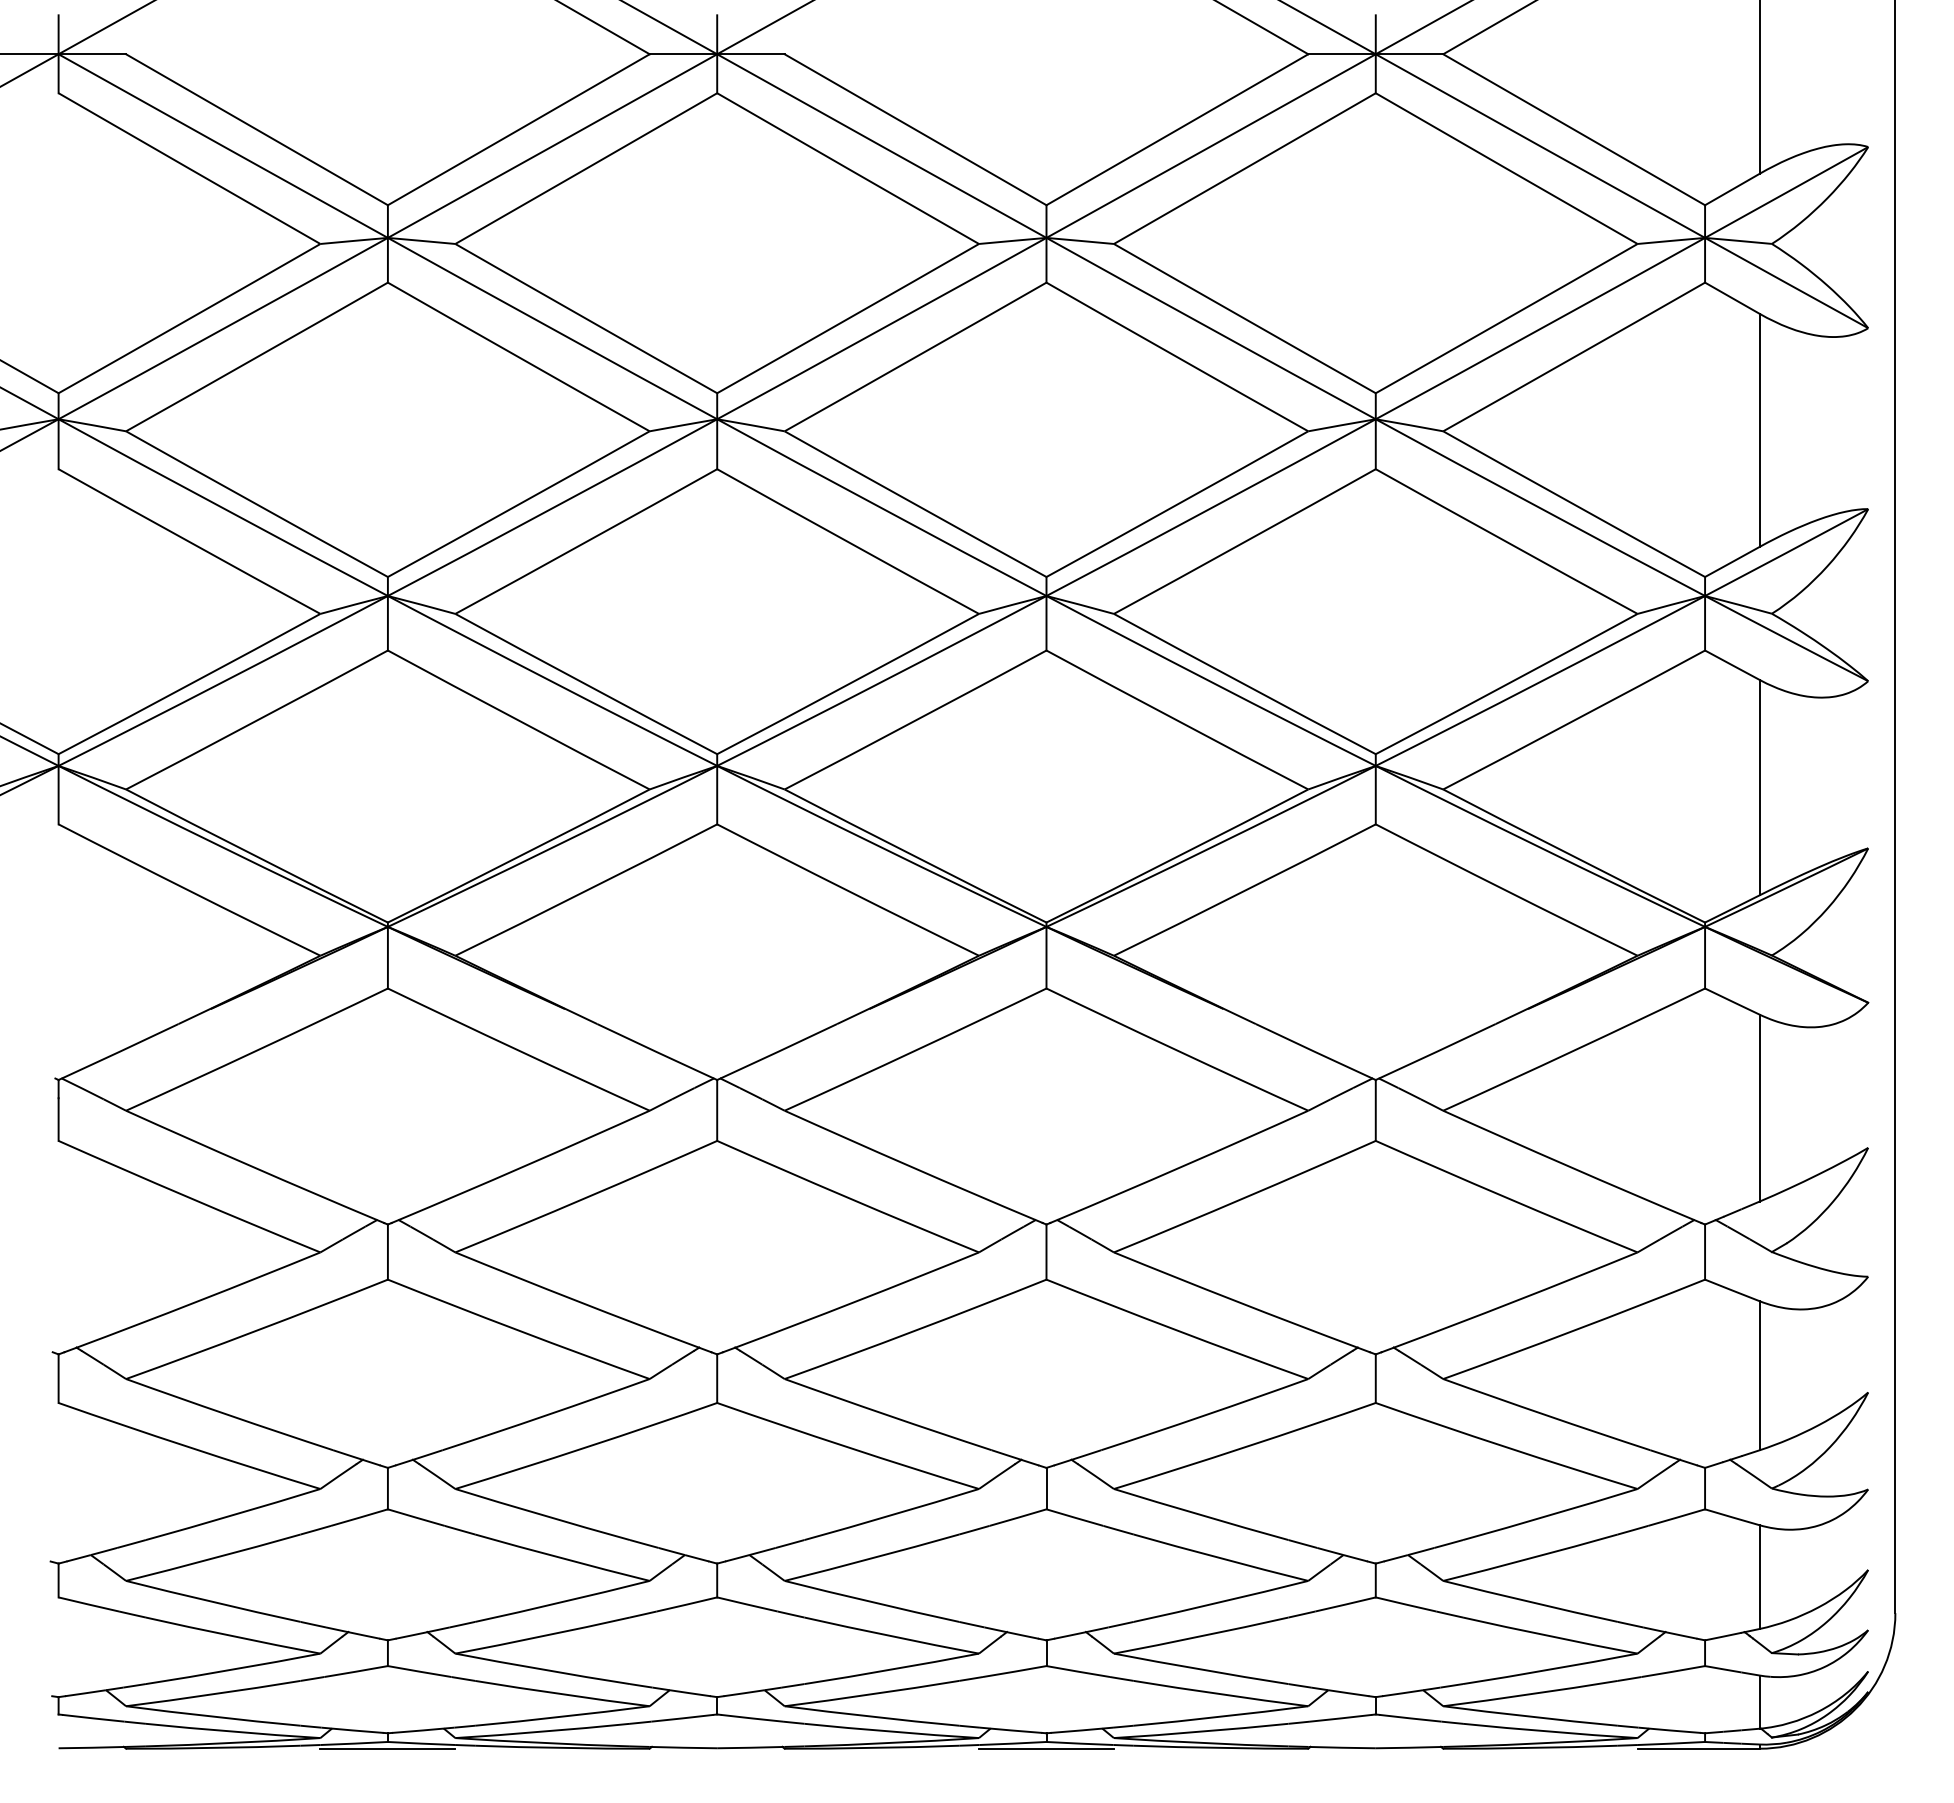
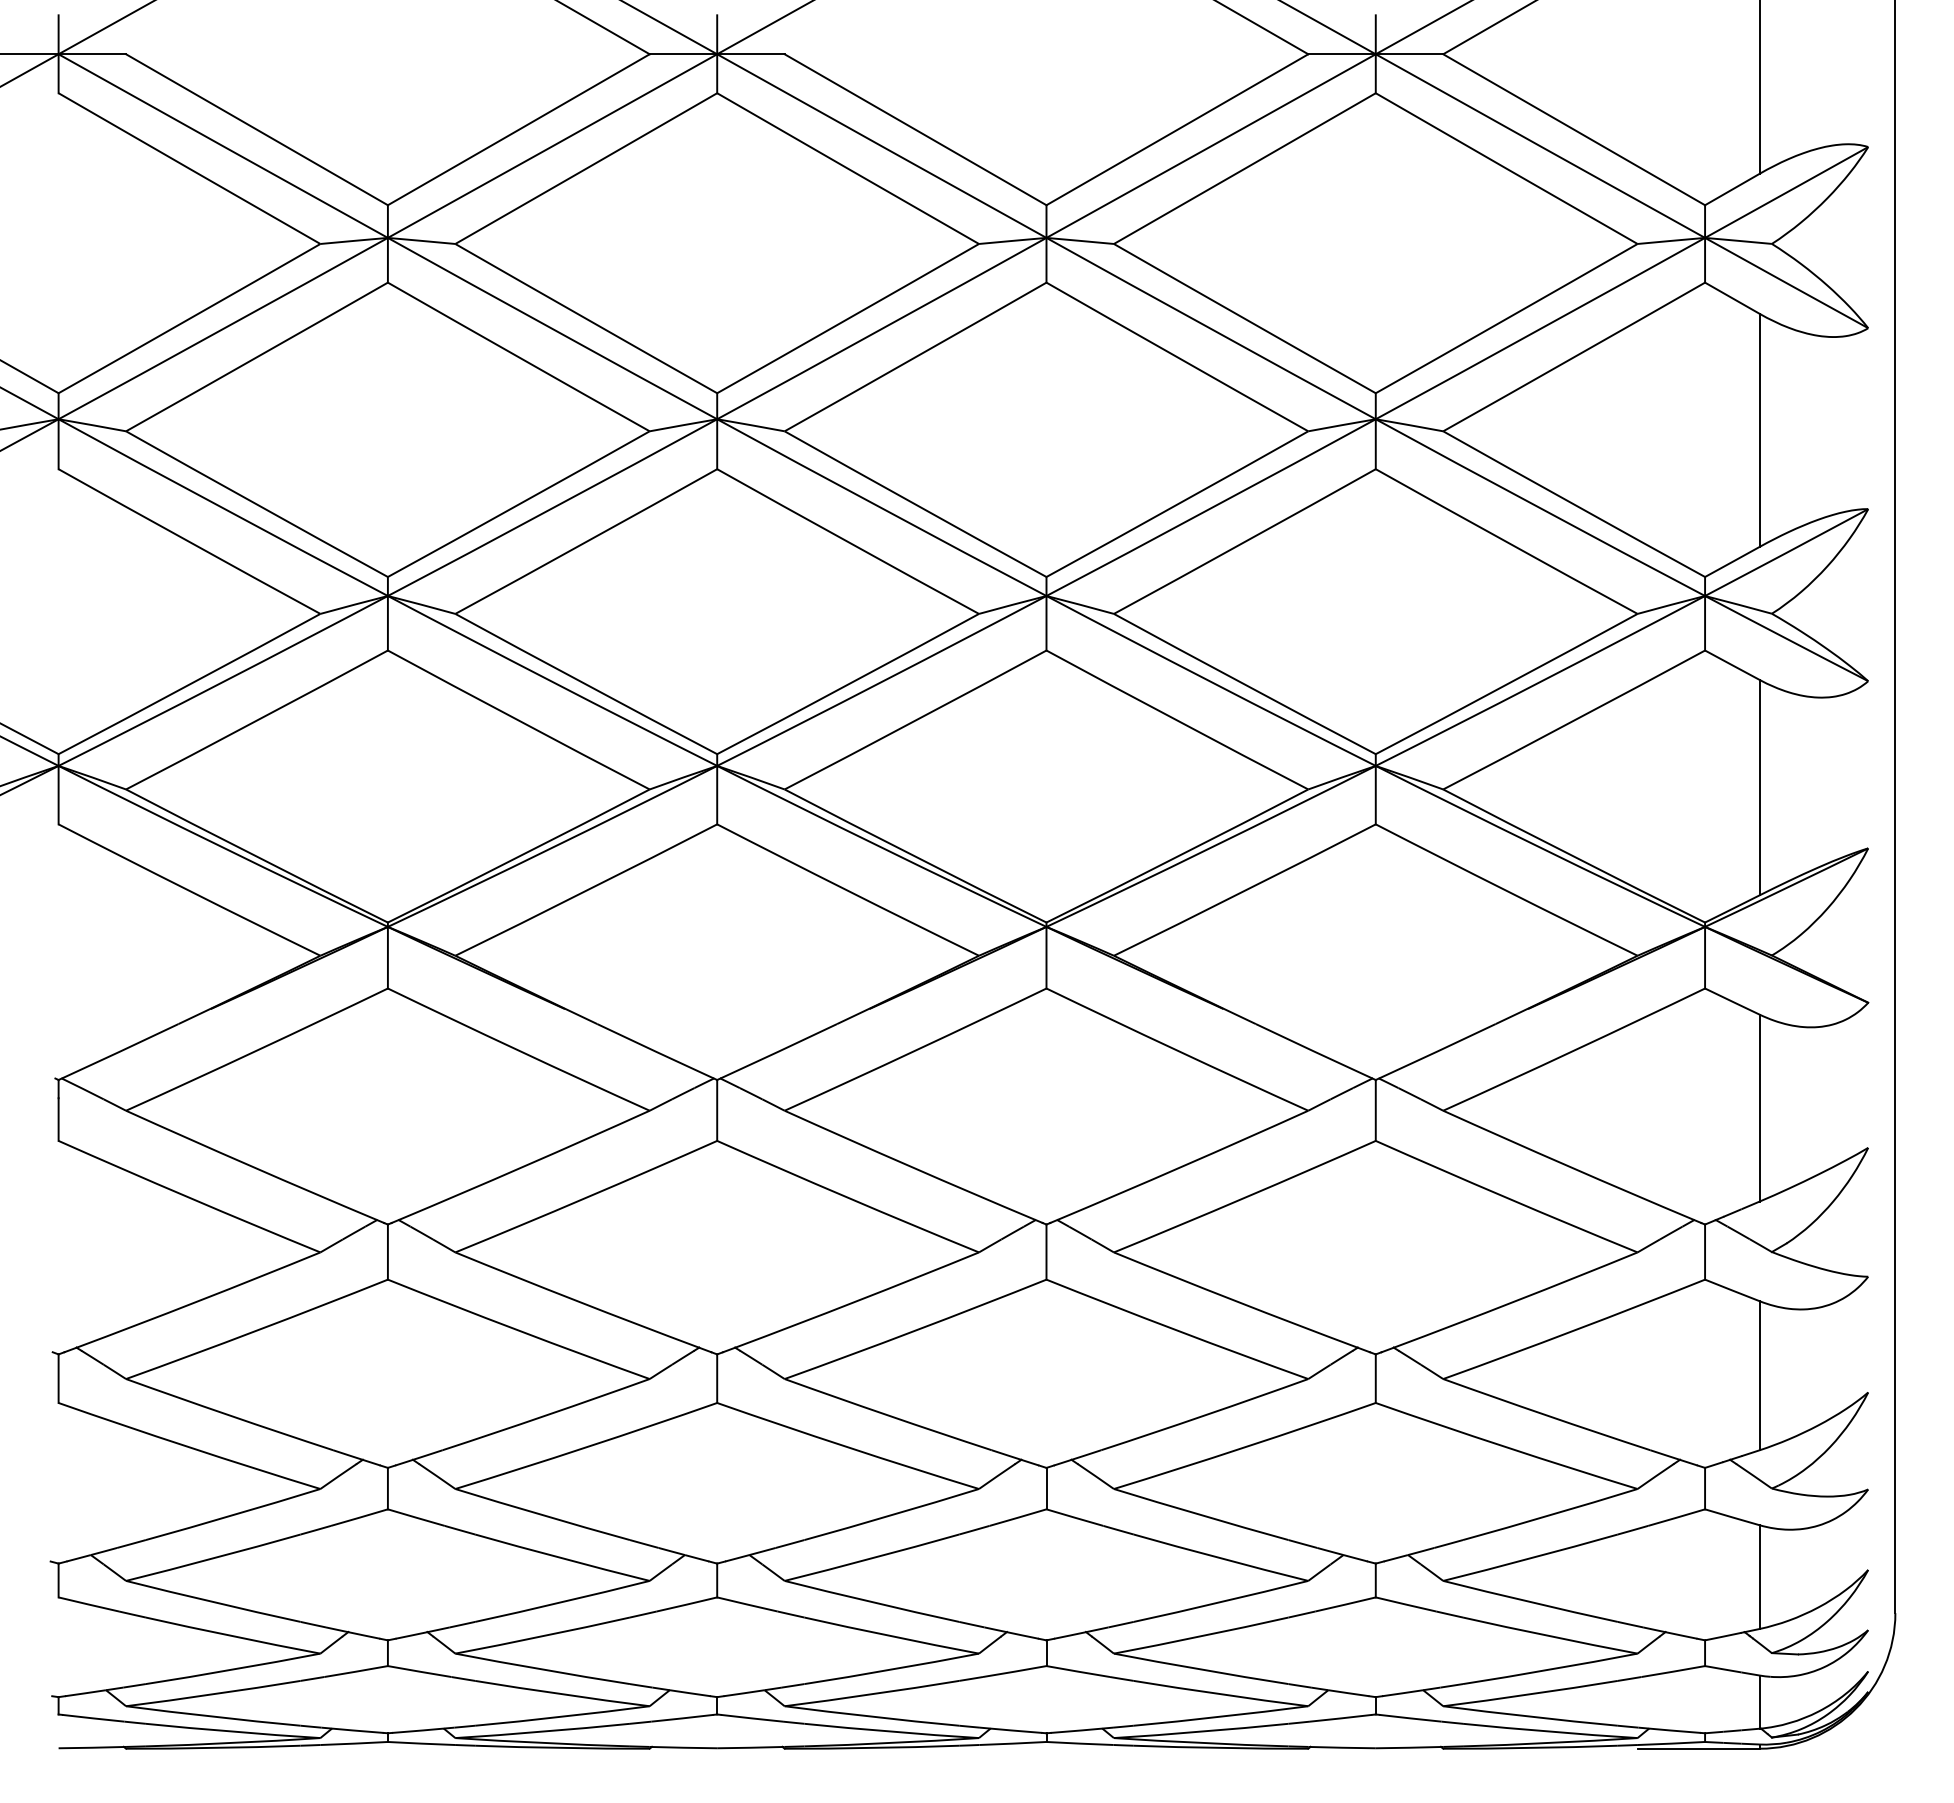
line: present -> none (387, 1748)
line: present -> none (1046, 1748)
